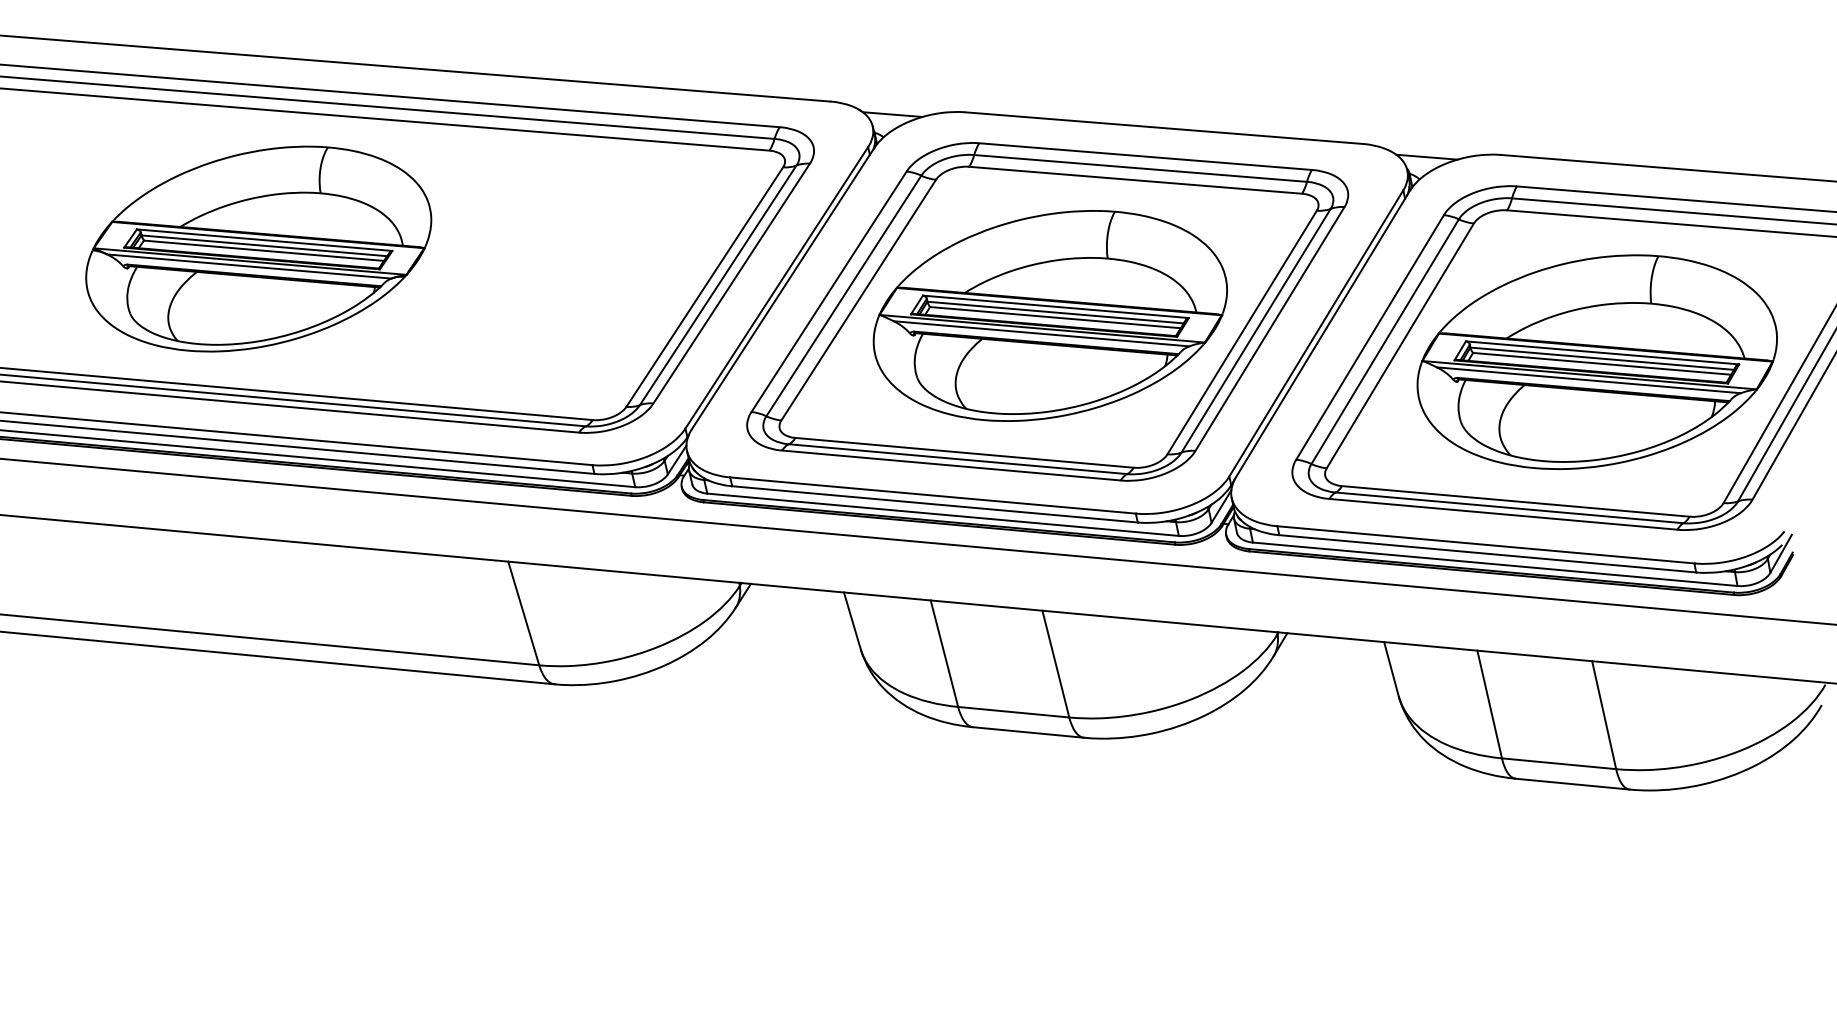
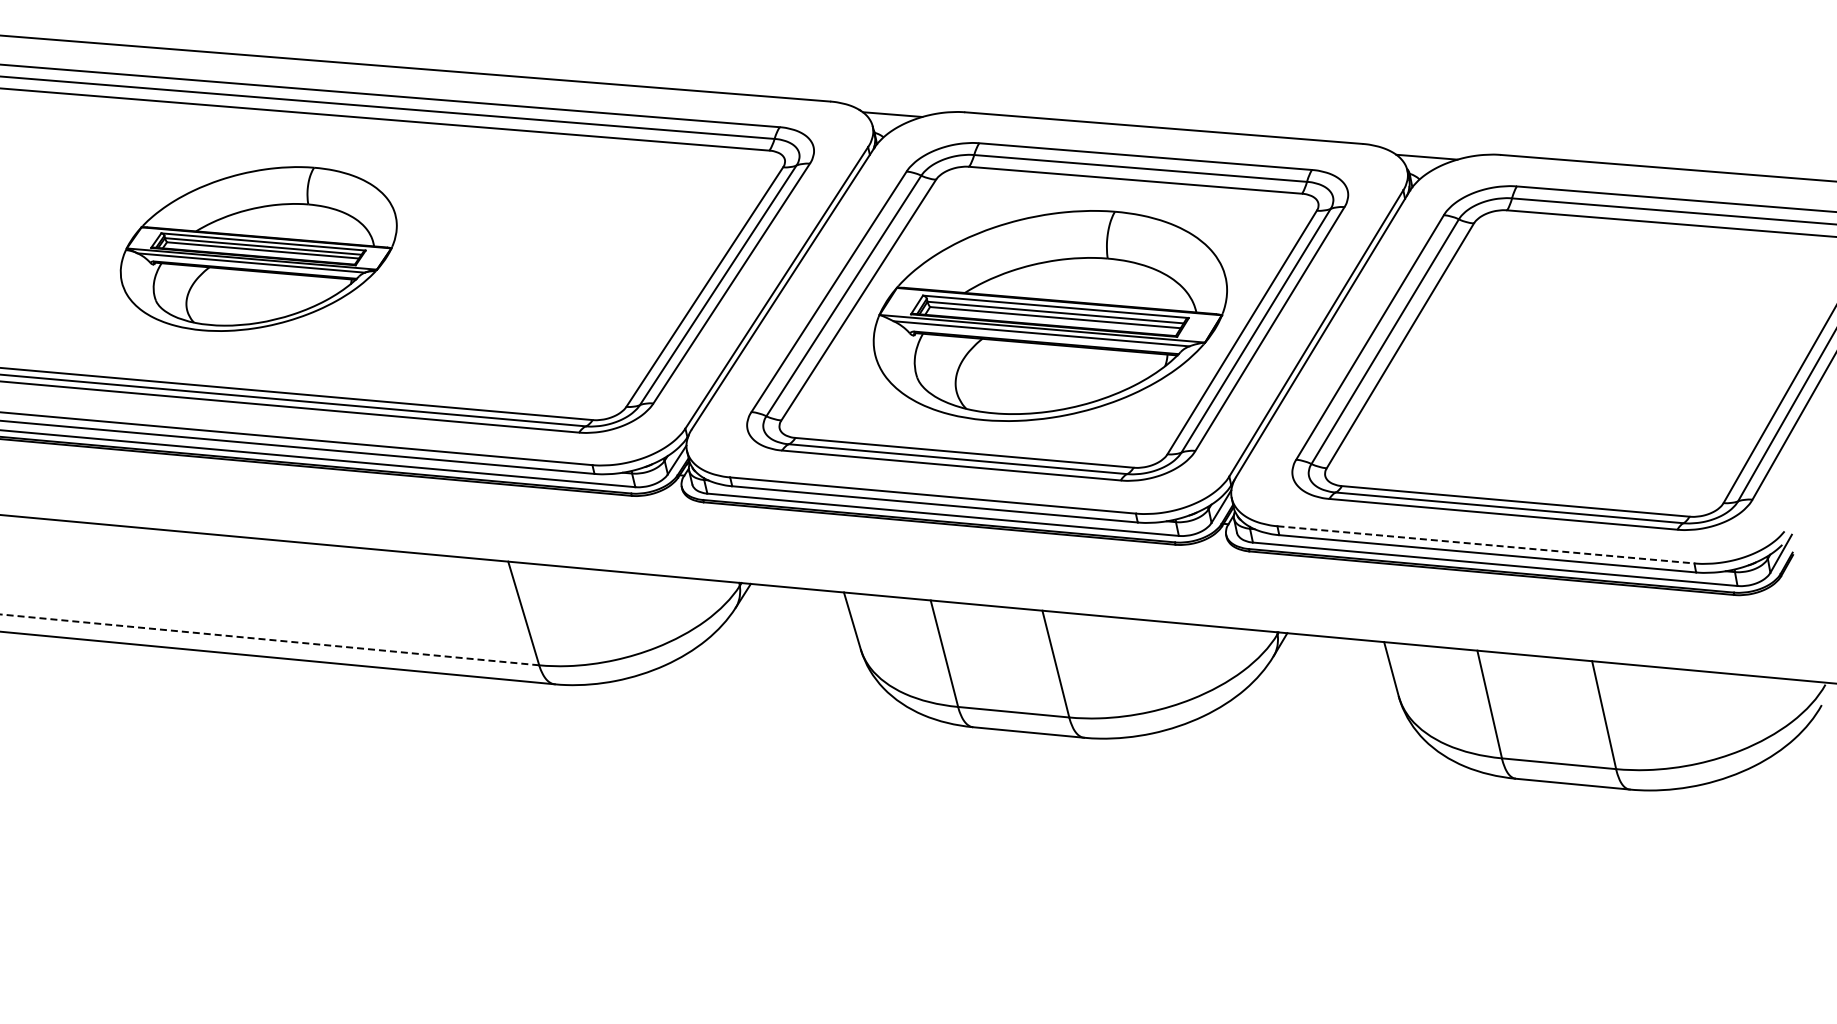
part size: 348x208 px -> 279x166 px (258, 248)
part: present -> none (1596, 361)
line: present -> none (917, 541)
line: solid -> dashed (1486, 544)
line: solid -> dashed (269, 639)
